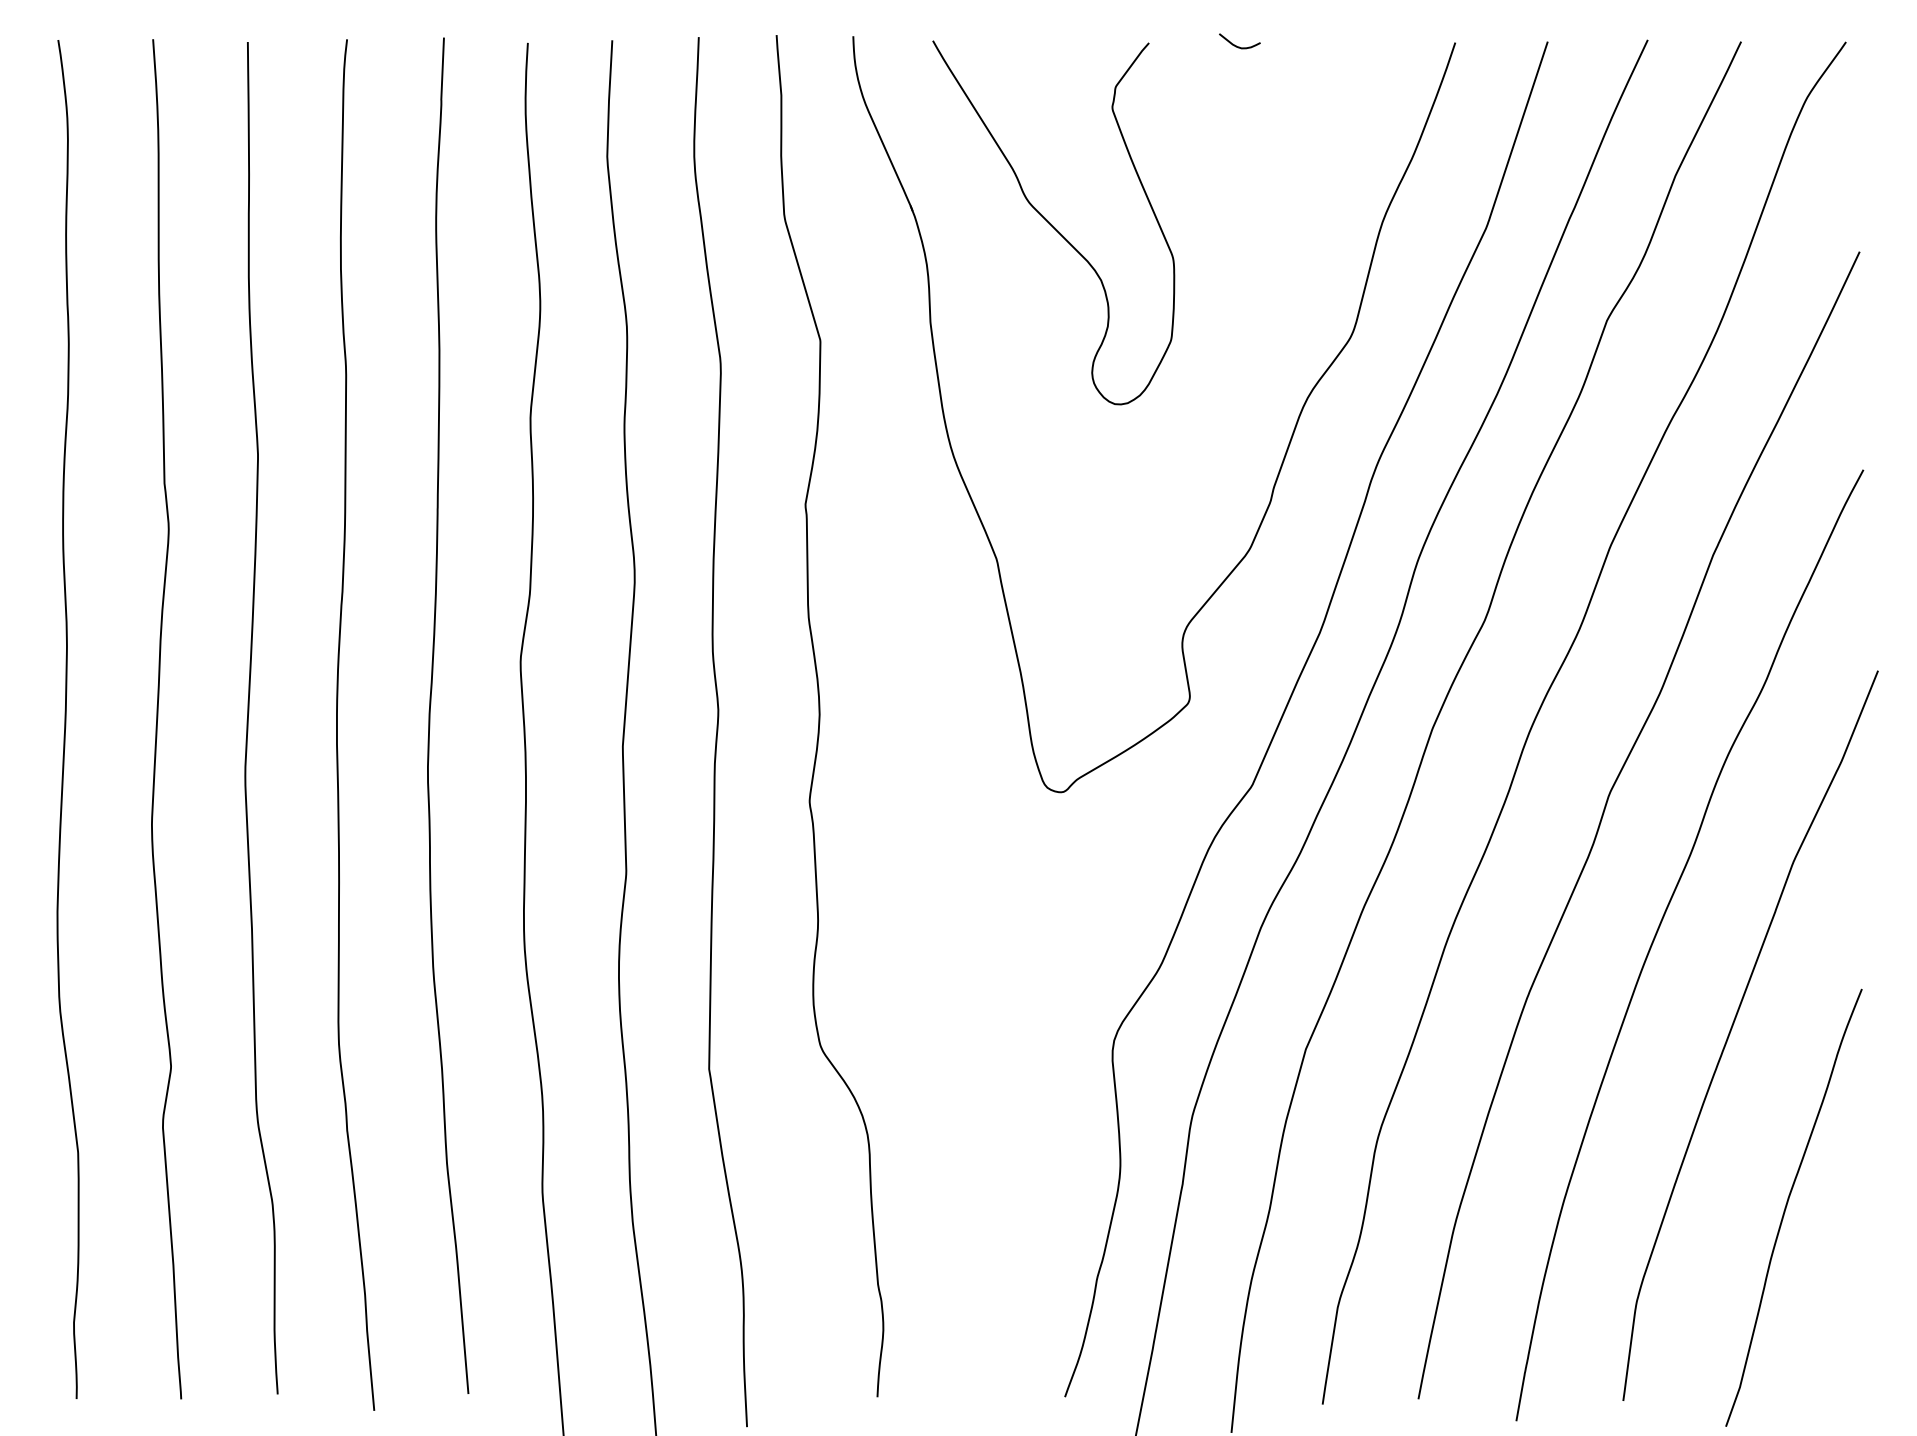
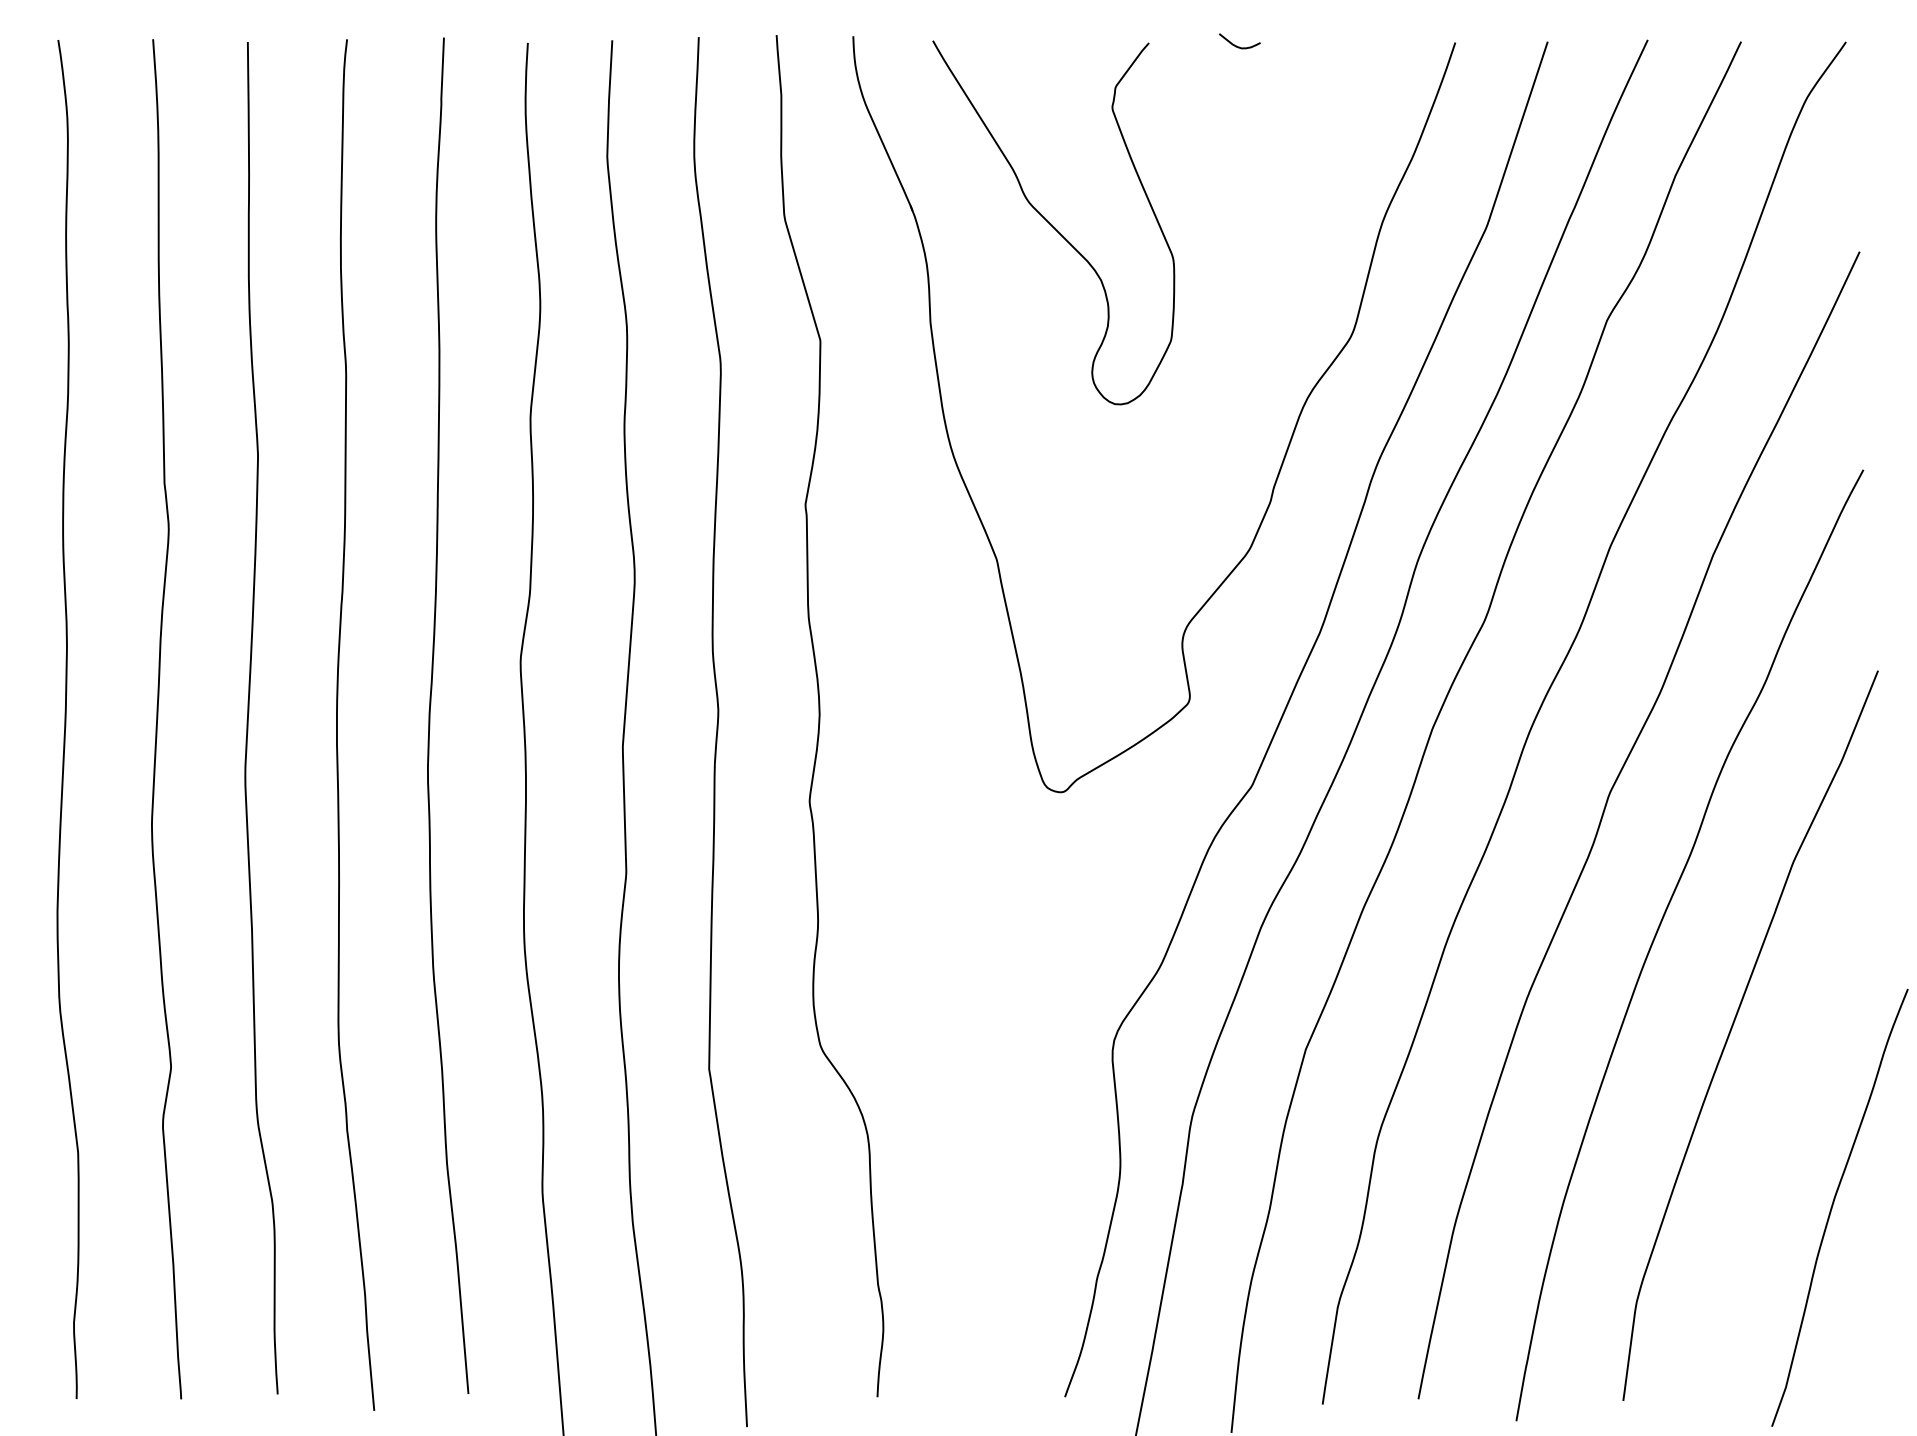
curve position: (1787, 1205) -> (1833, 1205) (1833, 1205)
